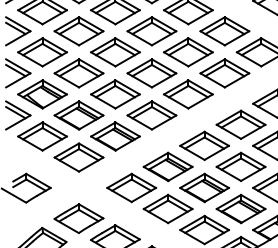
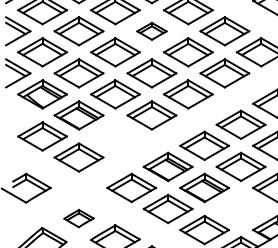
part size: 52x31 px -> 32x20 px (151, 30)
part: present -> none (18, 115)
part: present -> none (115, 136)
part: present -> none (240, 208)
part size: 52x31 px -> 32x20 px (78, 218)
